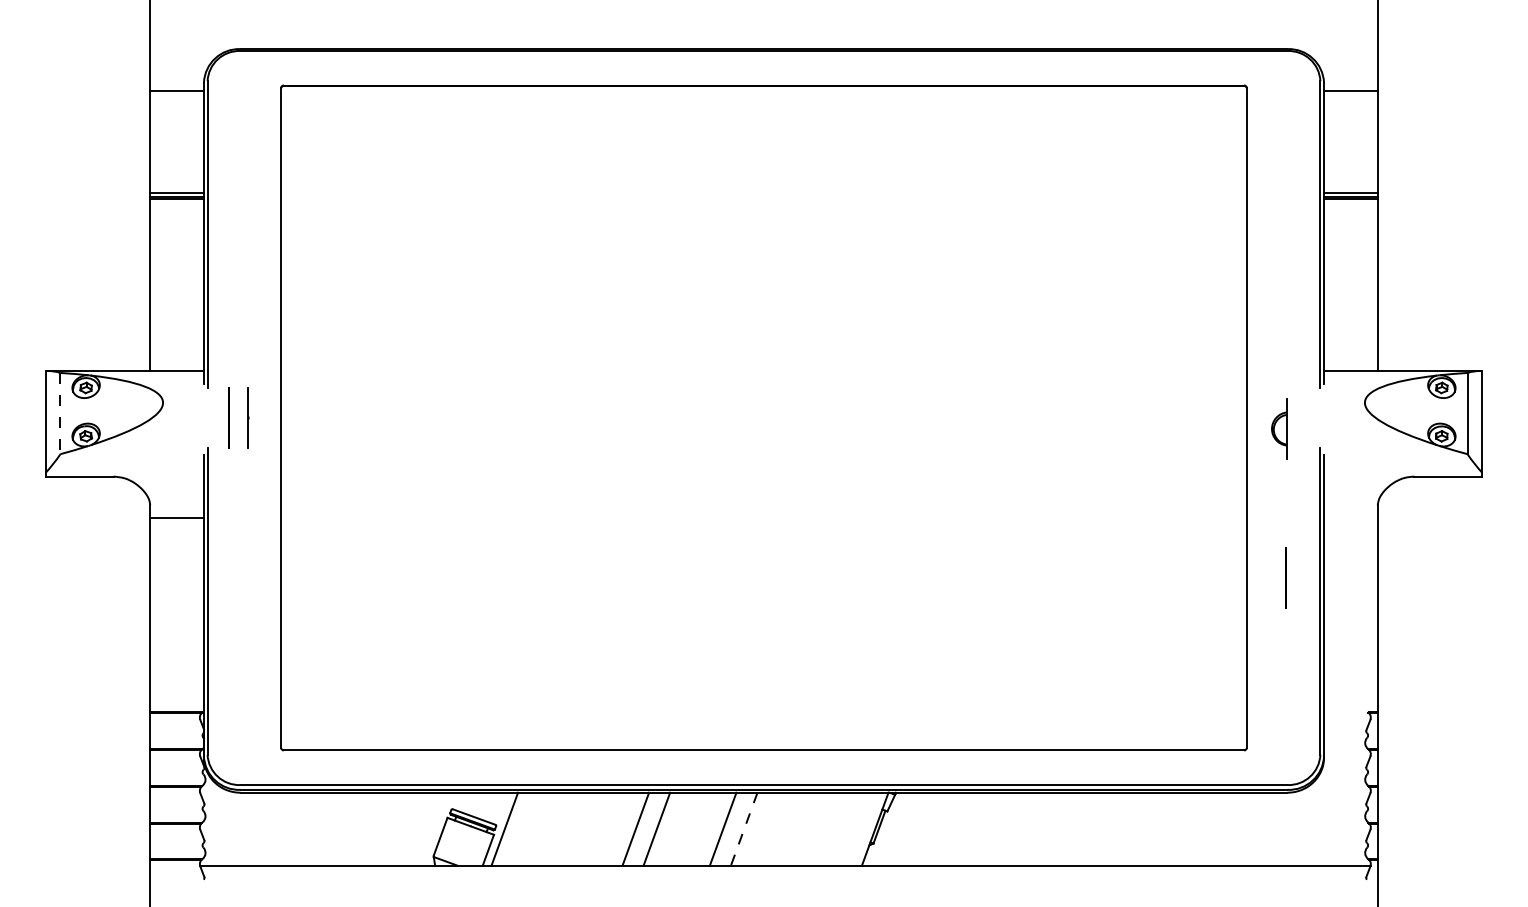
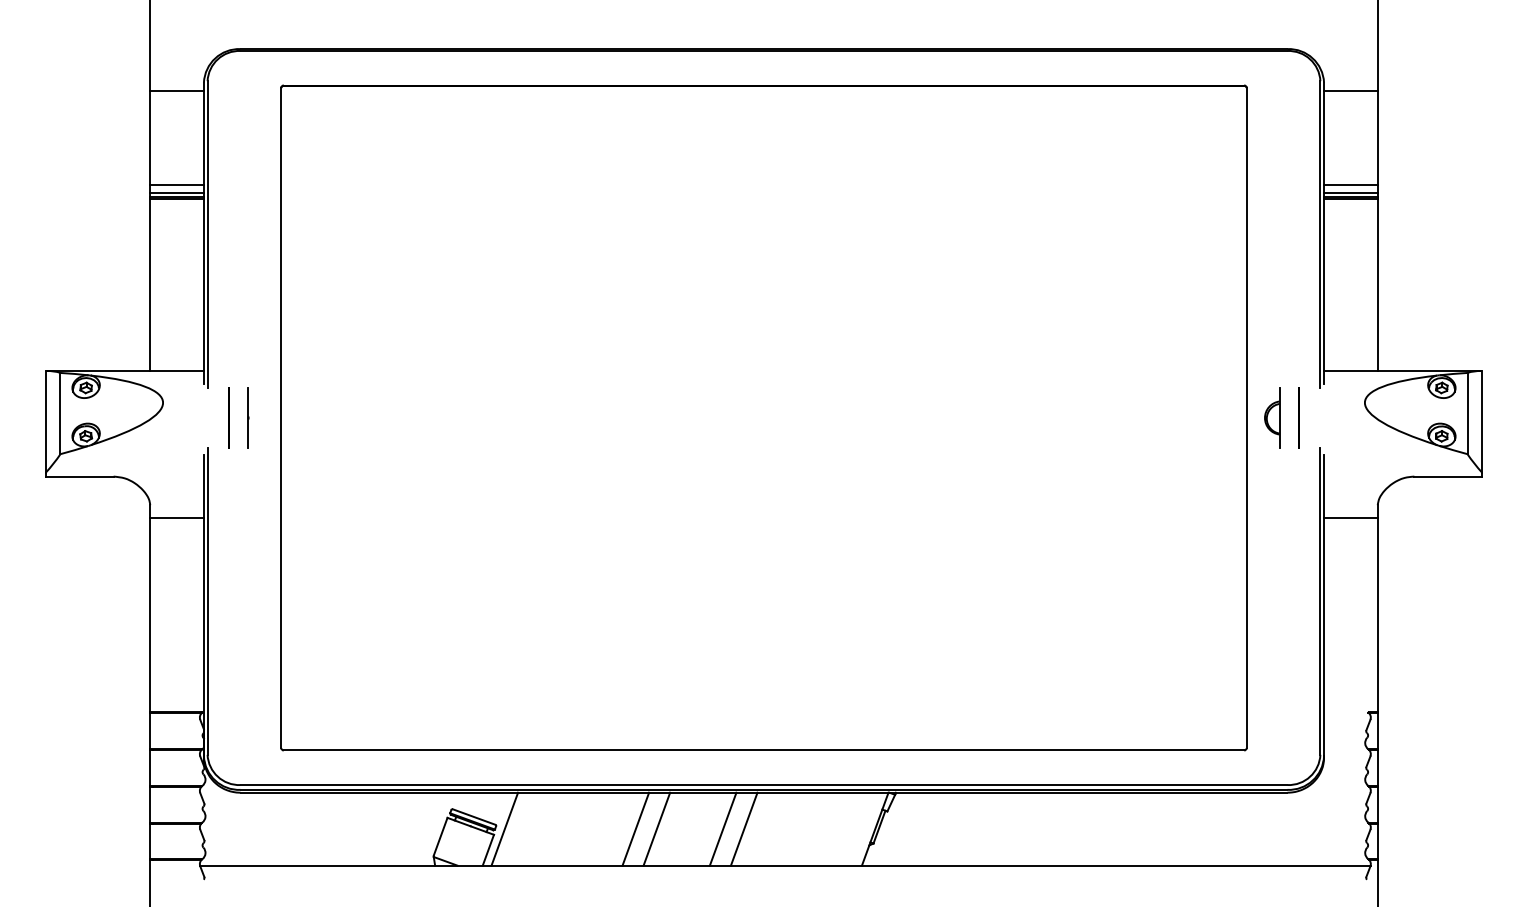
line: none -> present (176, 184)
line: none -> present (1350, 184)
line: dashed -> solid (60, 413)
part position: (1279, 428) -> (1272, 417) (1272, 417)
line: none -> present (1350, 517)
line position: (1285, 577) -> (1298, 417) (1298, 417)
line: dashed -> solid (744, 829)
